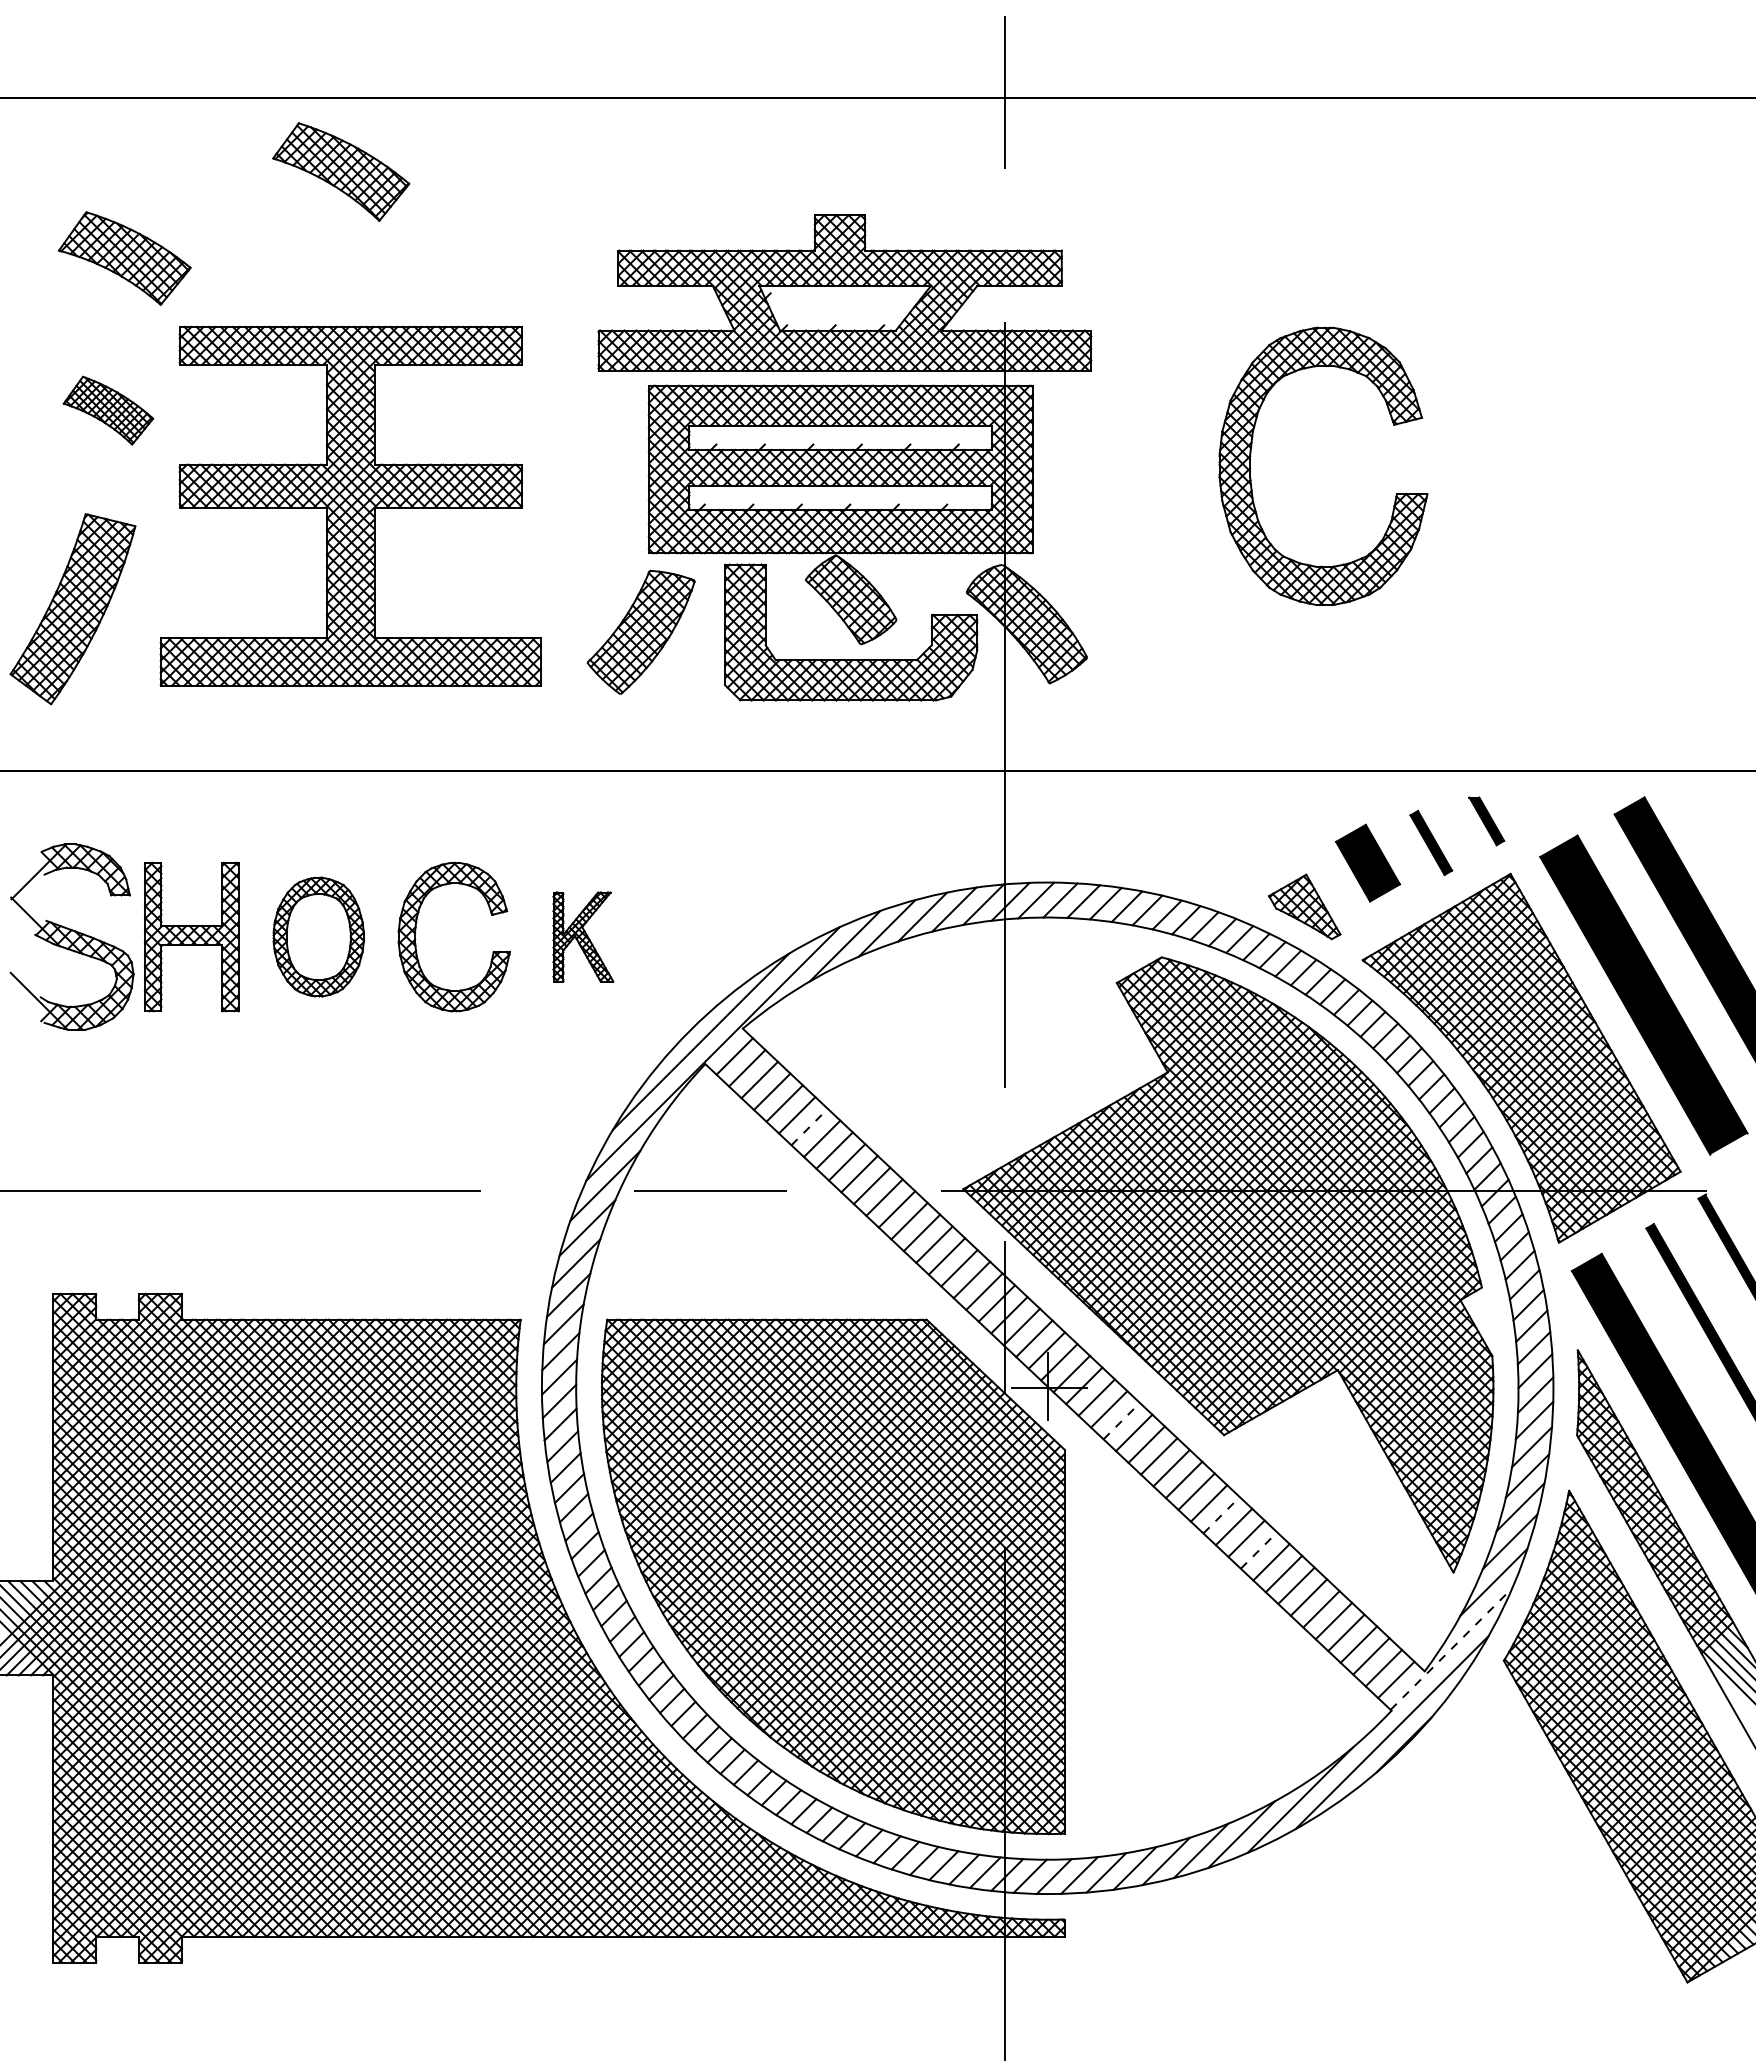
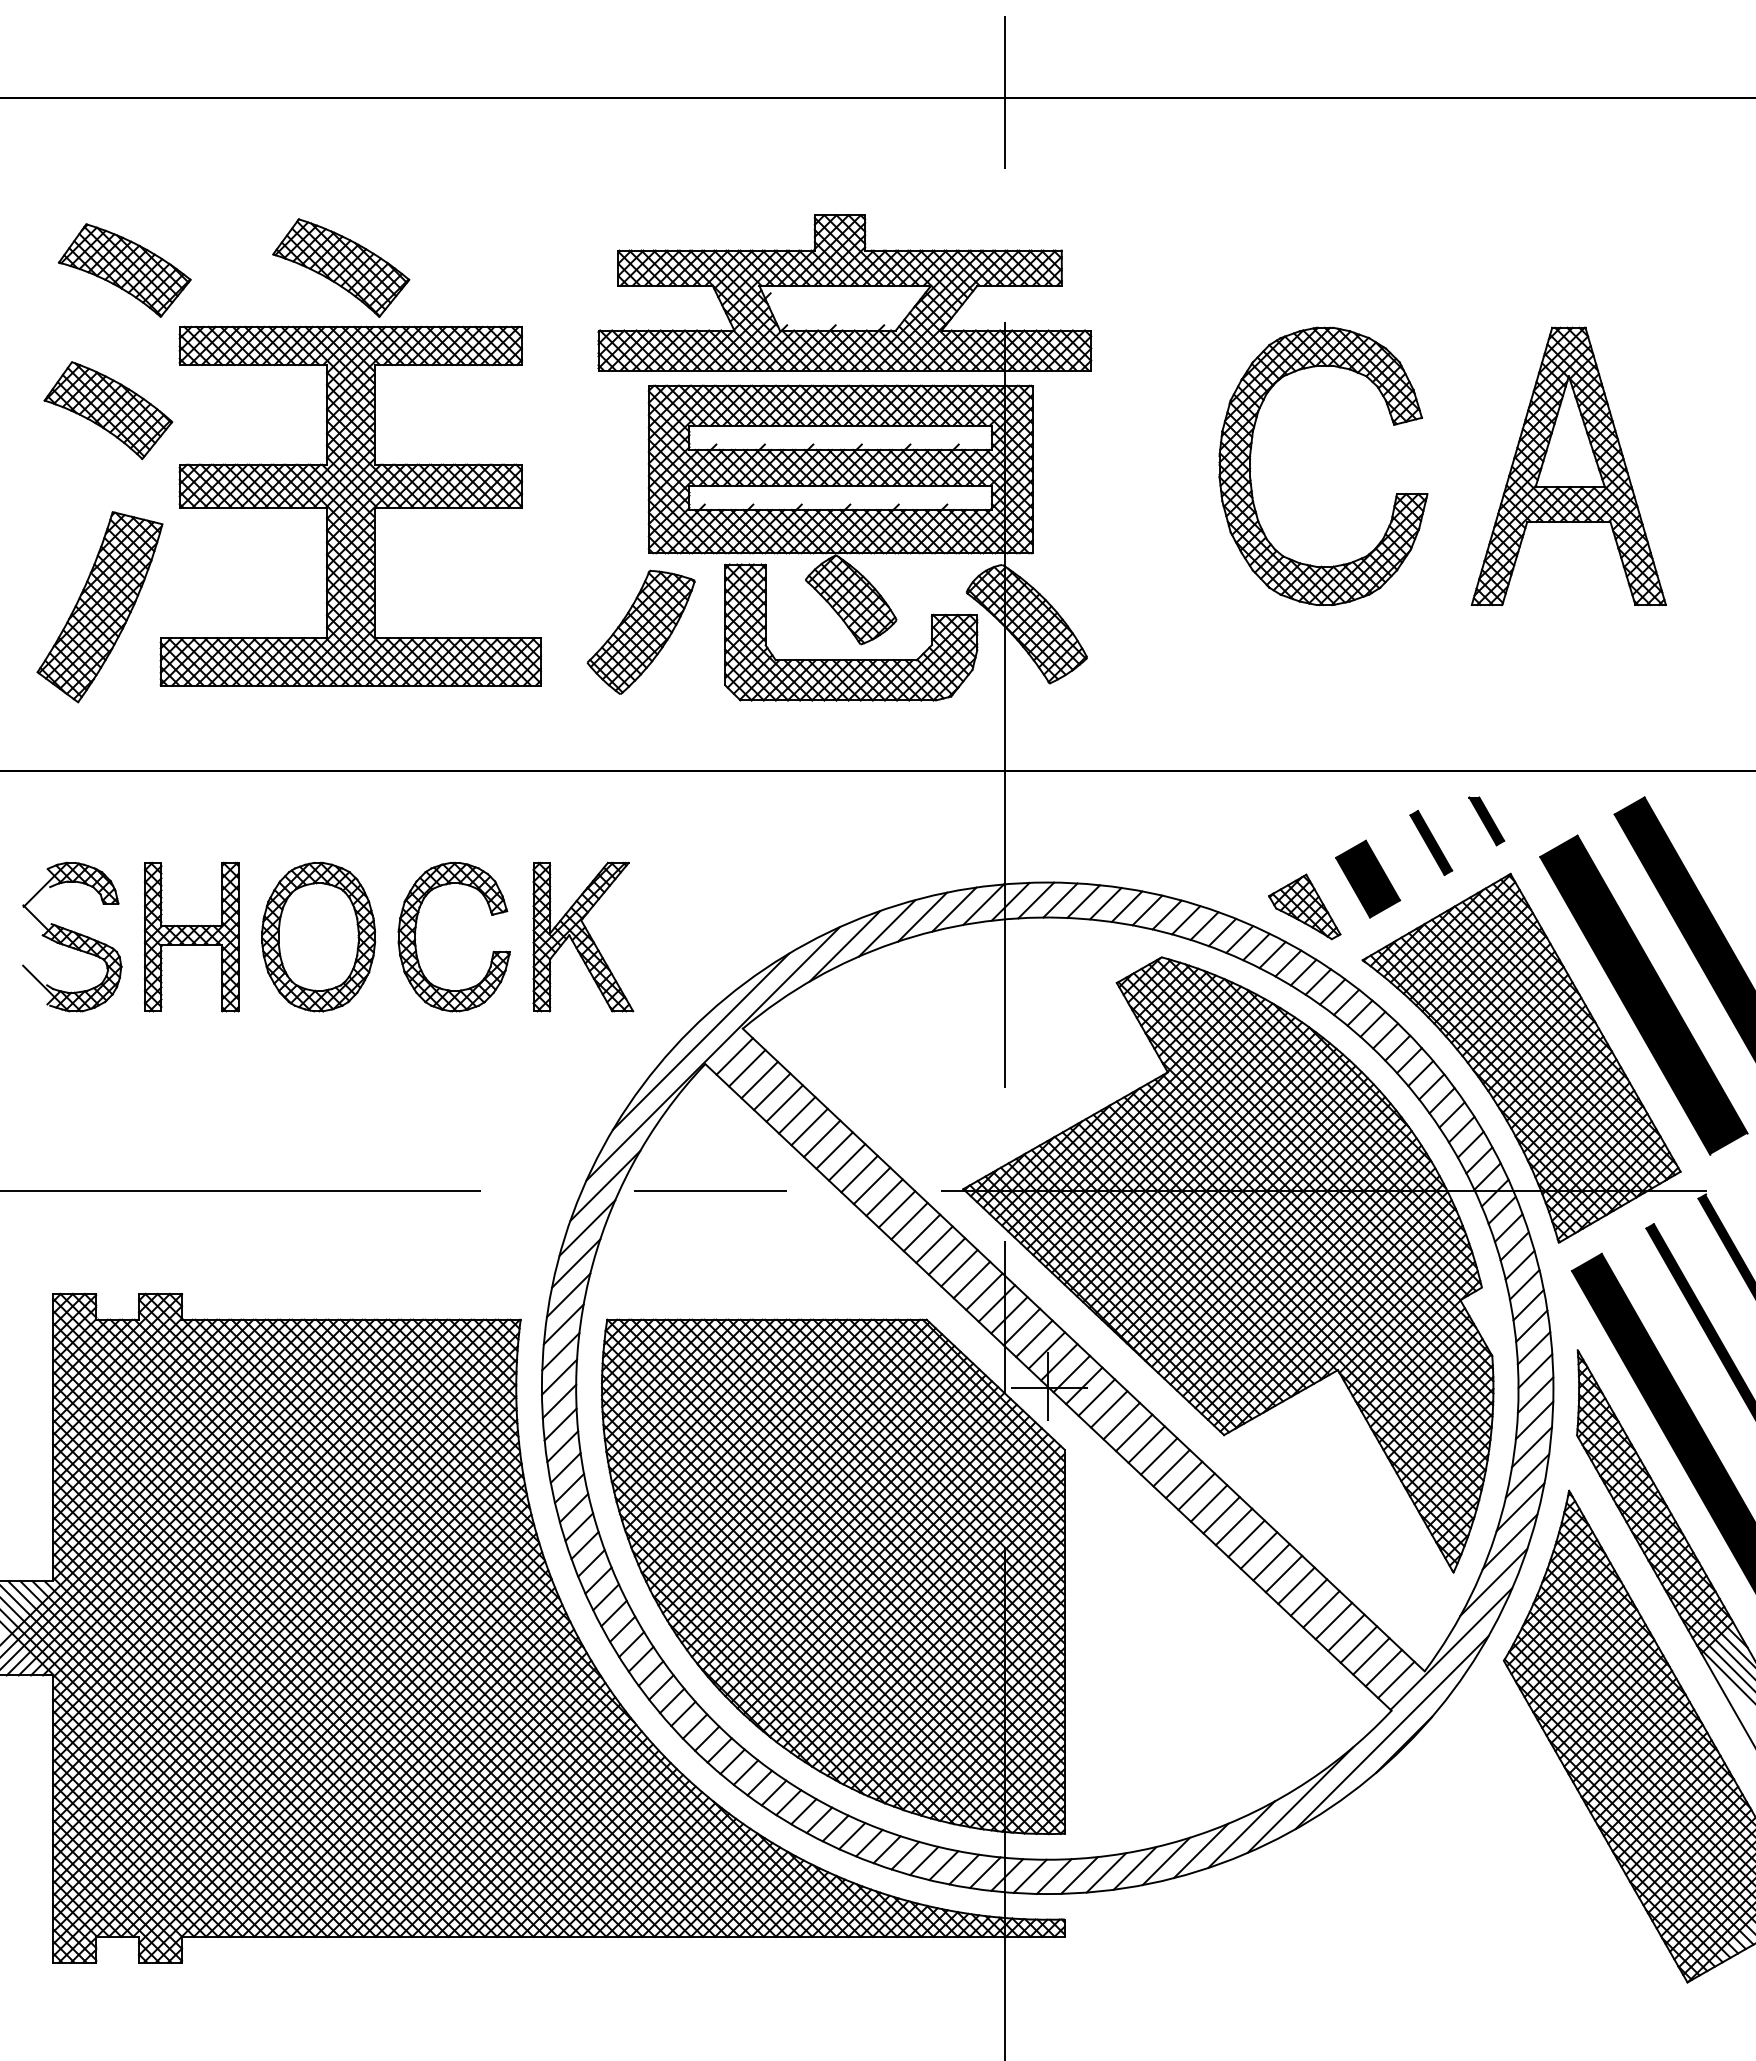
part position: (341, 171) -> (341, 267) (341, 267)
part position: (124, 258) -> (124, 270) (124, 270)
part size: 93x71 px -> 131x100 px (108, 410)
part: none -> present (1568, 466)
part position: (72, 609) -> (99, 607) (99, 607)
part position: (1368, 862) -> (1368, 878) (1368, 878)
part size: 126x188 px -> 101x152 px (72, 936)
part size: 93x122 px -> 116x152 px (318, 936)
part size: 63x92 px -> 103x152 px (583, 936)
line: dashed -> solid (809, 1127)
line: dashed -> solid (1121, 1421)
line: dashed -> solid (1221, 1515)
line: dashed -> solid (1259, 1550)
line: dashed -> solid (1451, 1649)
